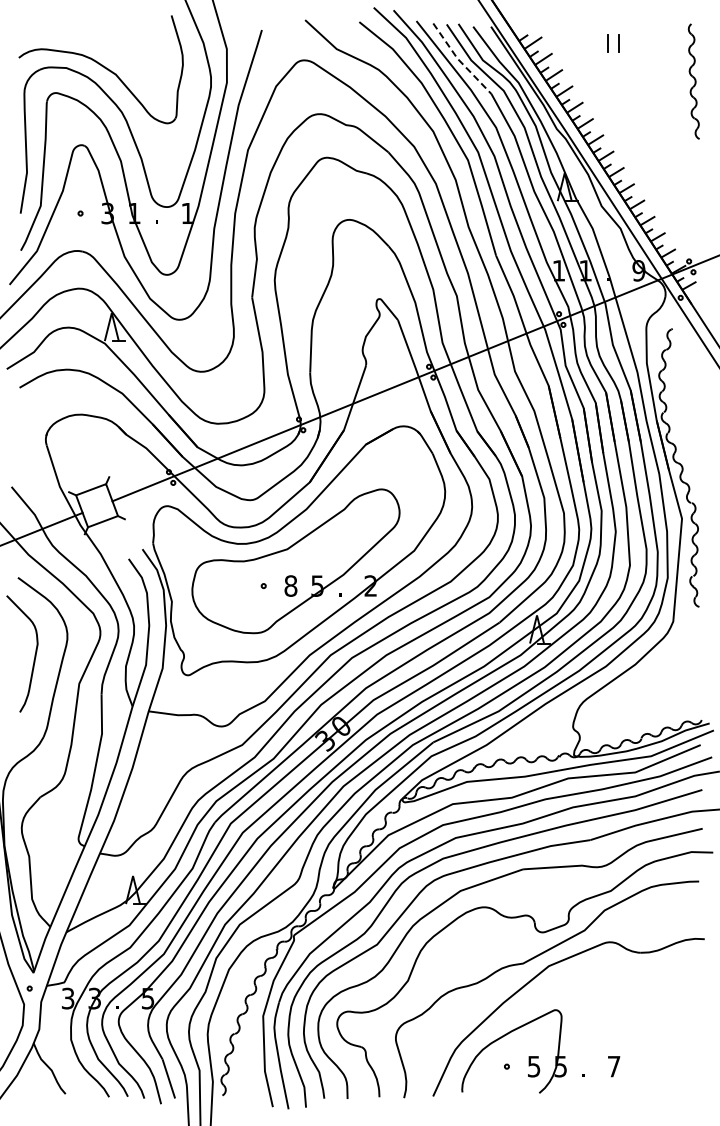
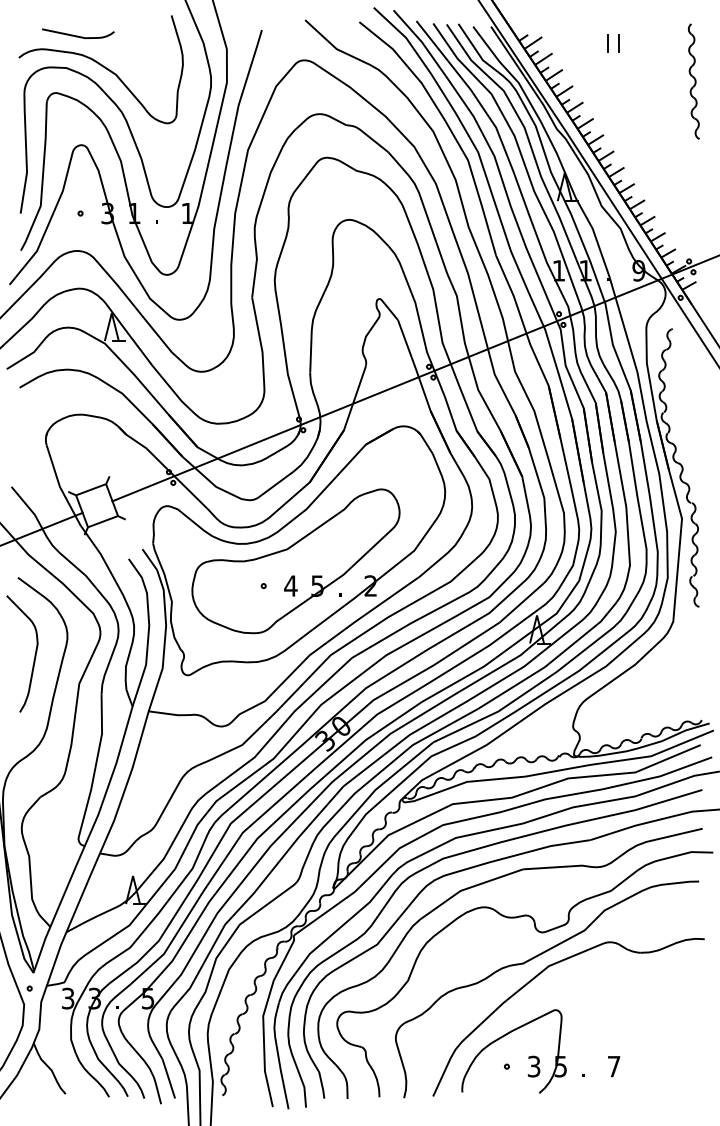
curve: none -> present (78, 35)
line: dashed -> solid (459, 60)
text: 8 -> 4 (290, 585)
text: 5 -> 3 (534, 1065)
